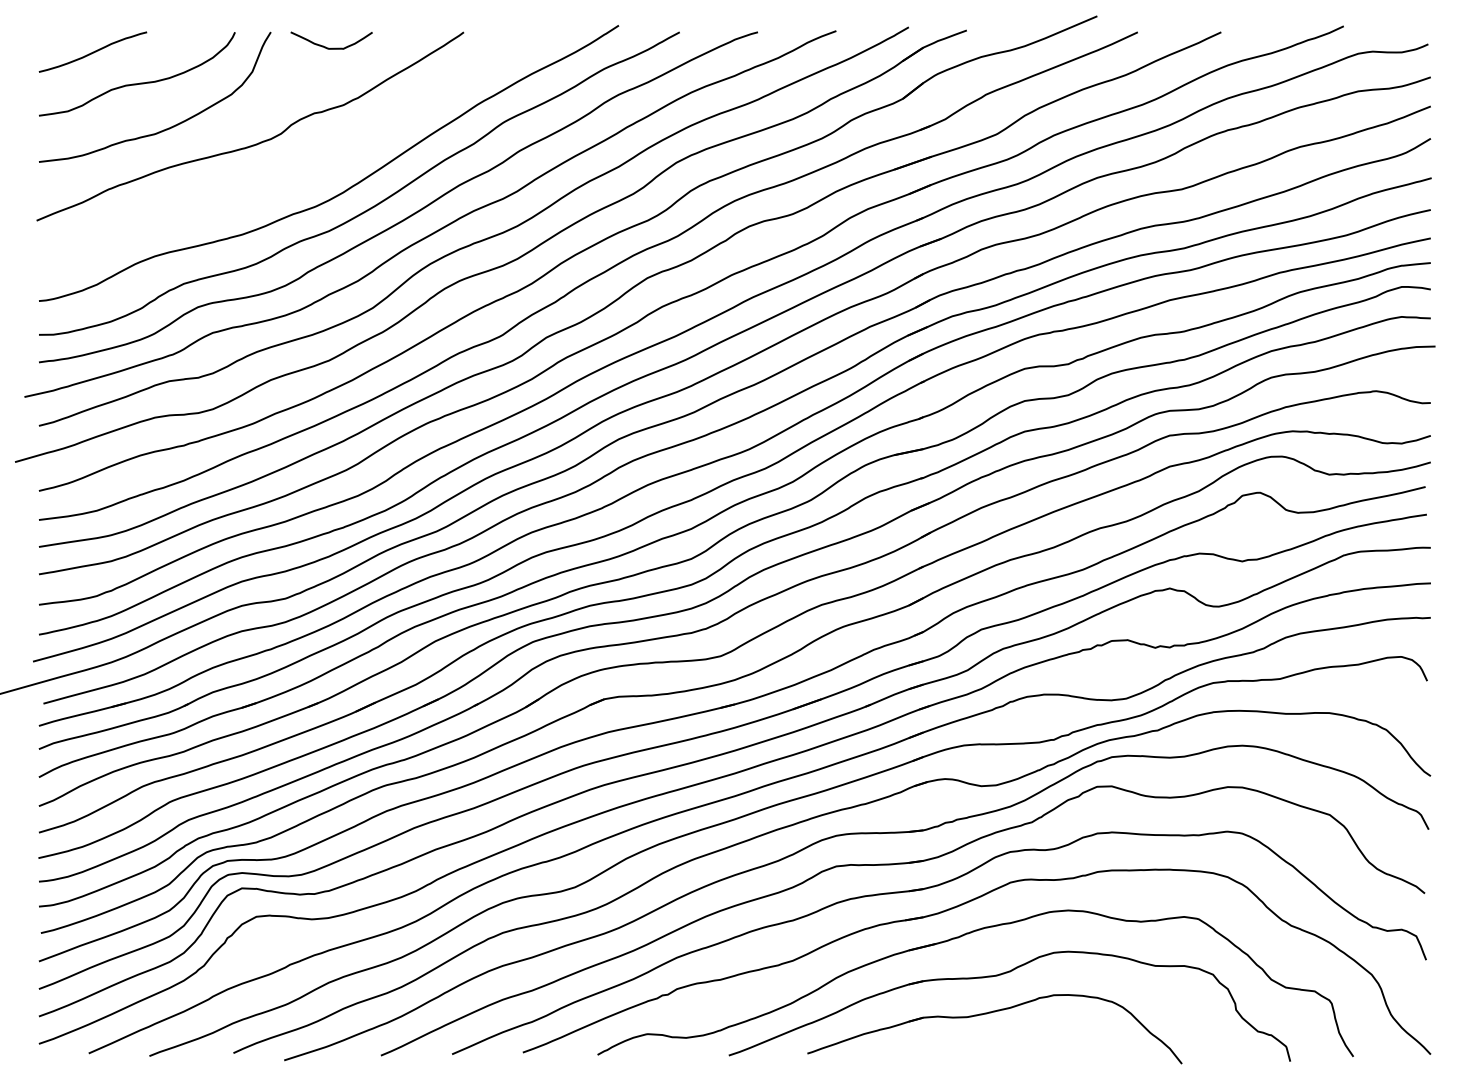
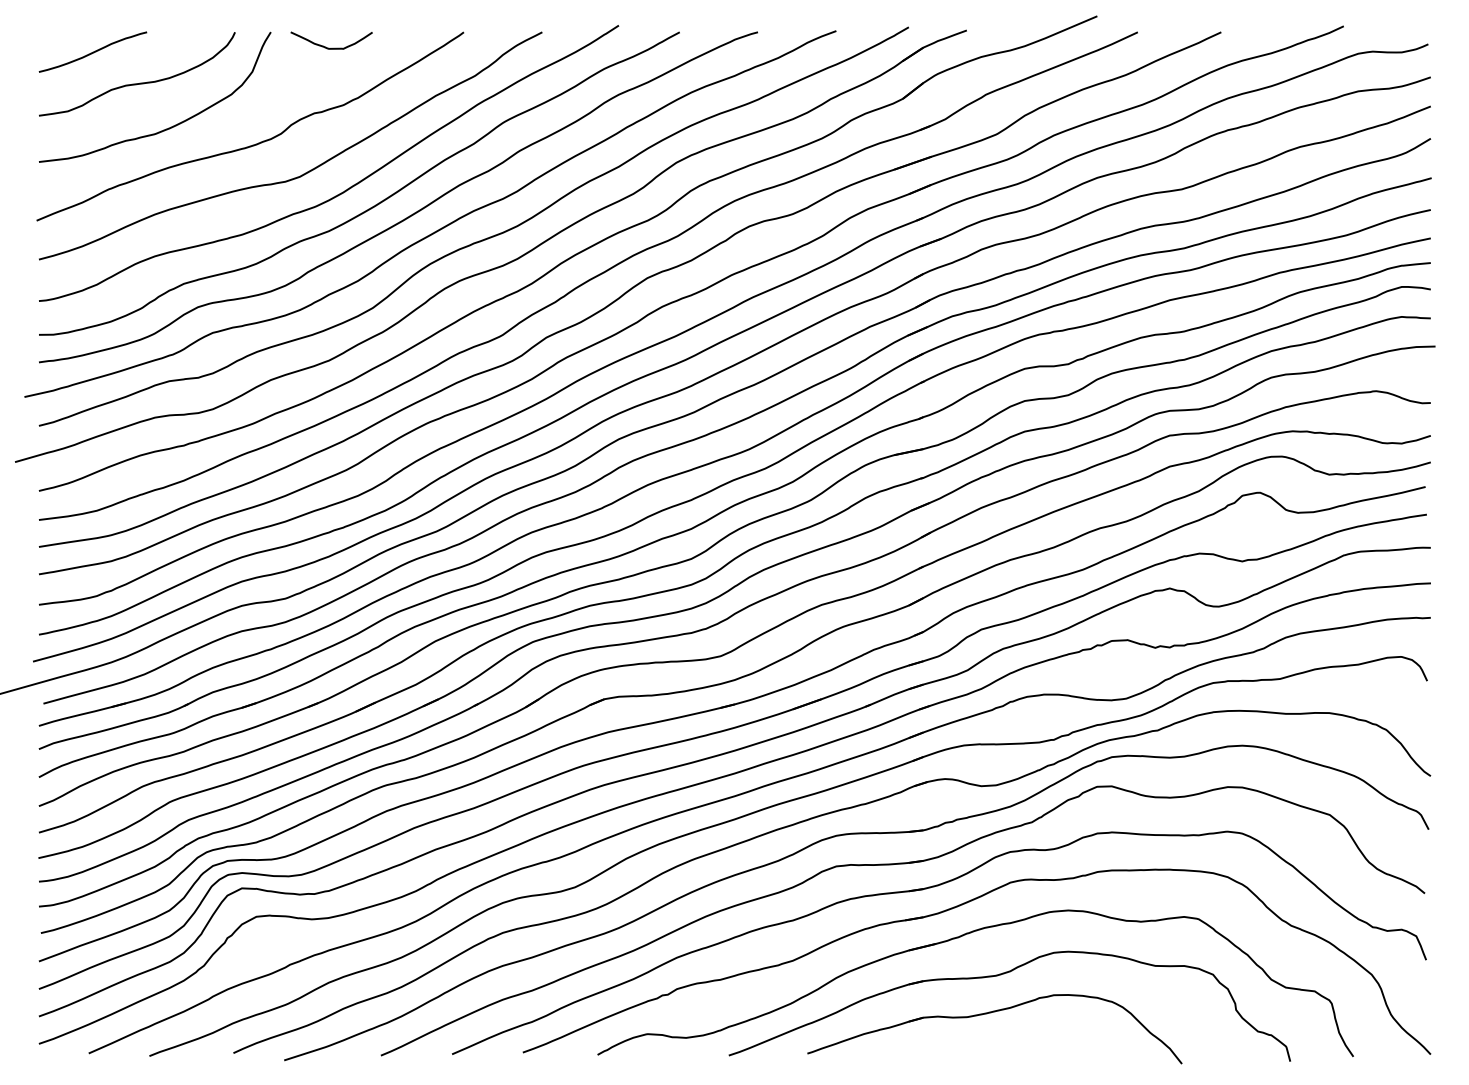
curve: none -> present (303, 173)
